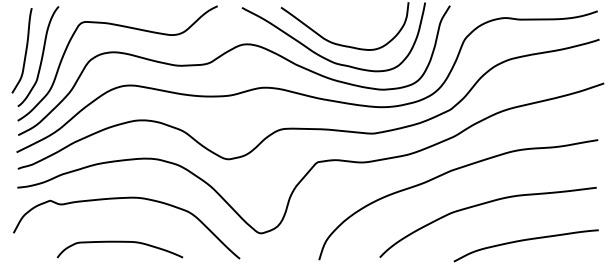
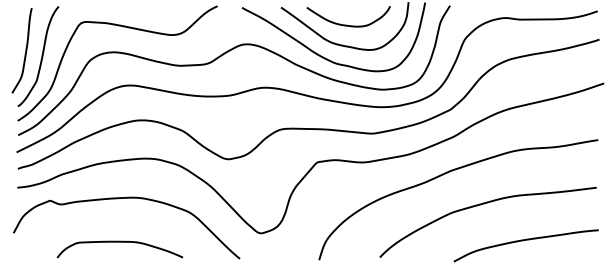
curve: none -> present (347, 24)
